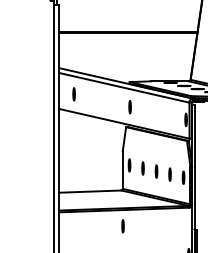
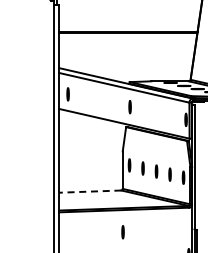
part position: (73, 94) -> (67, 94) (67, 94)
line: solid -> dashed (89, 191)
part position: (122, 226) -> (122, 232) (122, 232)
